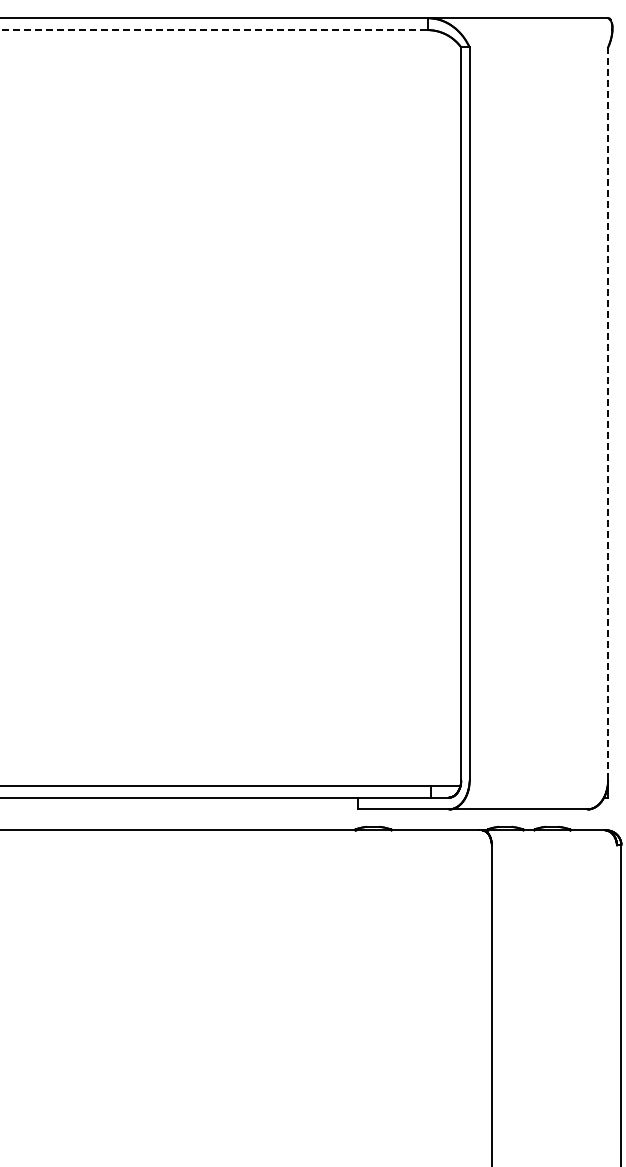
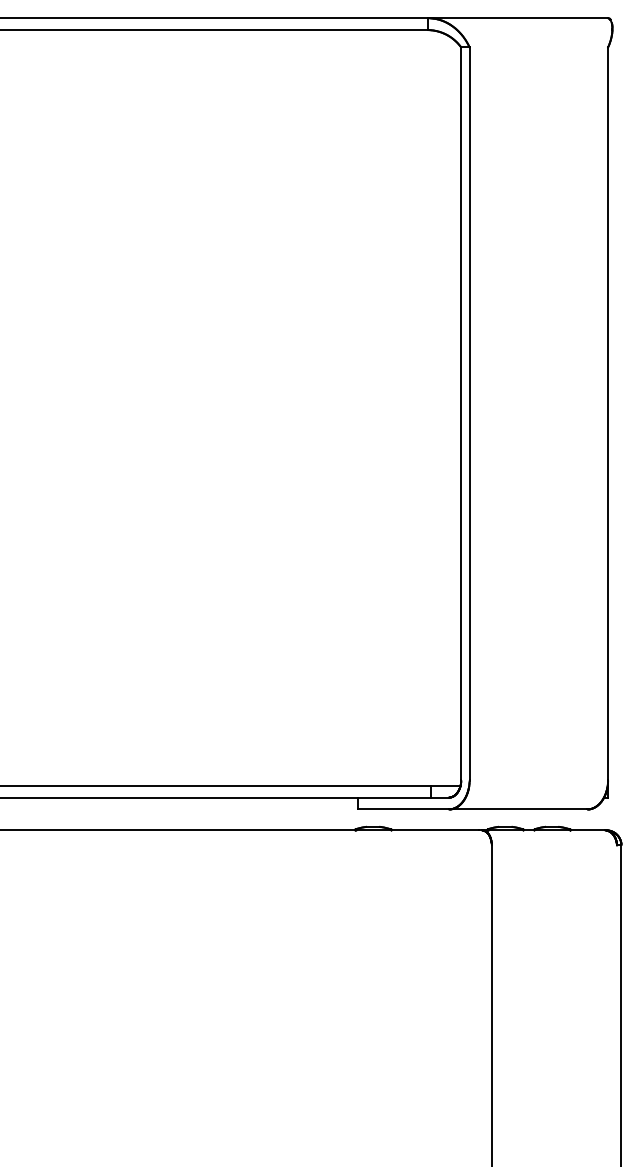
line: dashed -> solid (214, 30)
line: dashed -> solid (608, 413)
